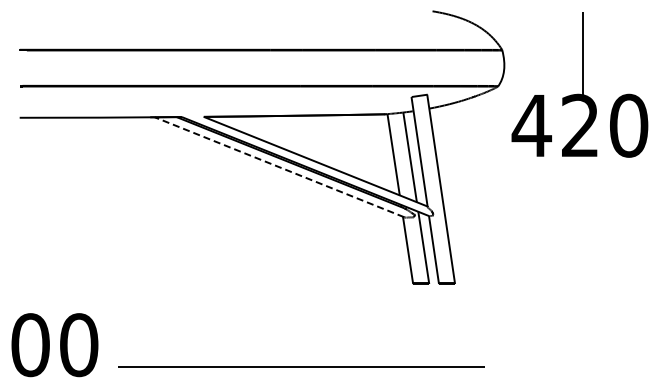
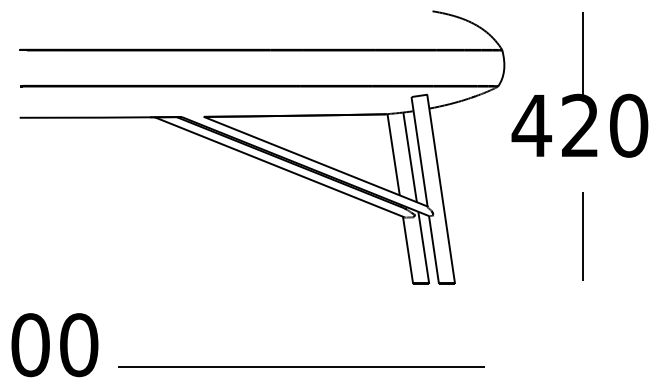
line: dashed -> solid (278, 167)
line: none -> present (582, 236)
